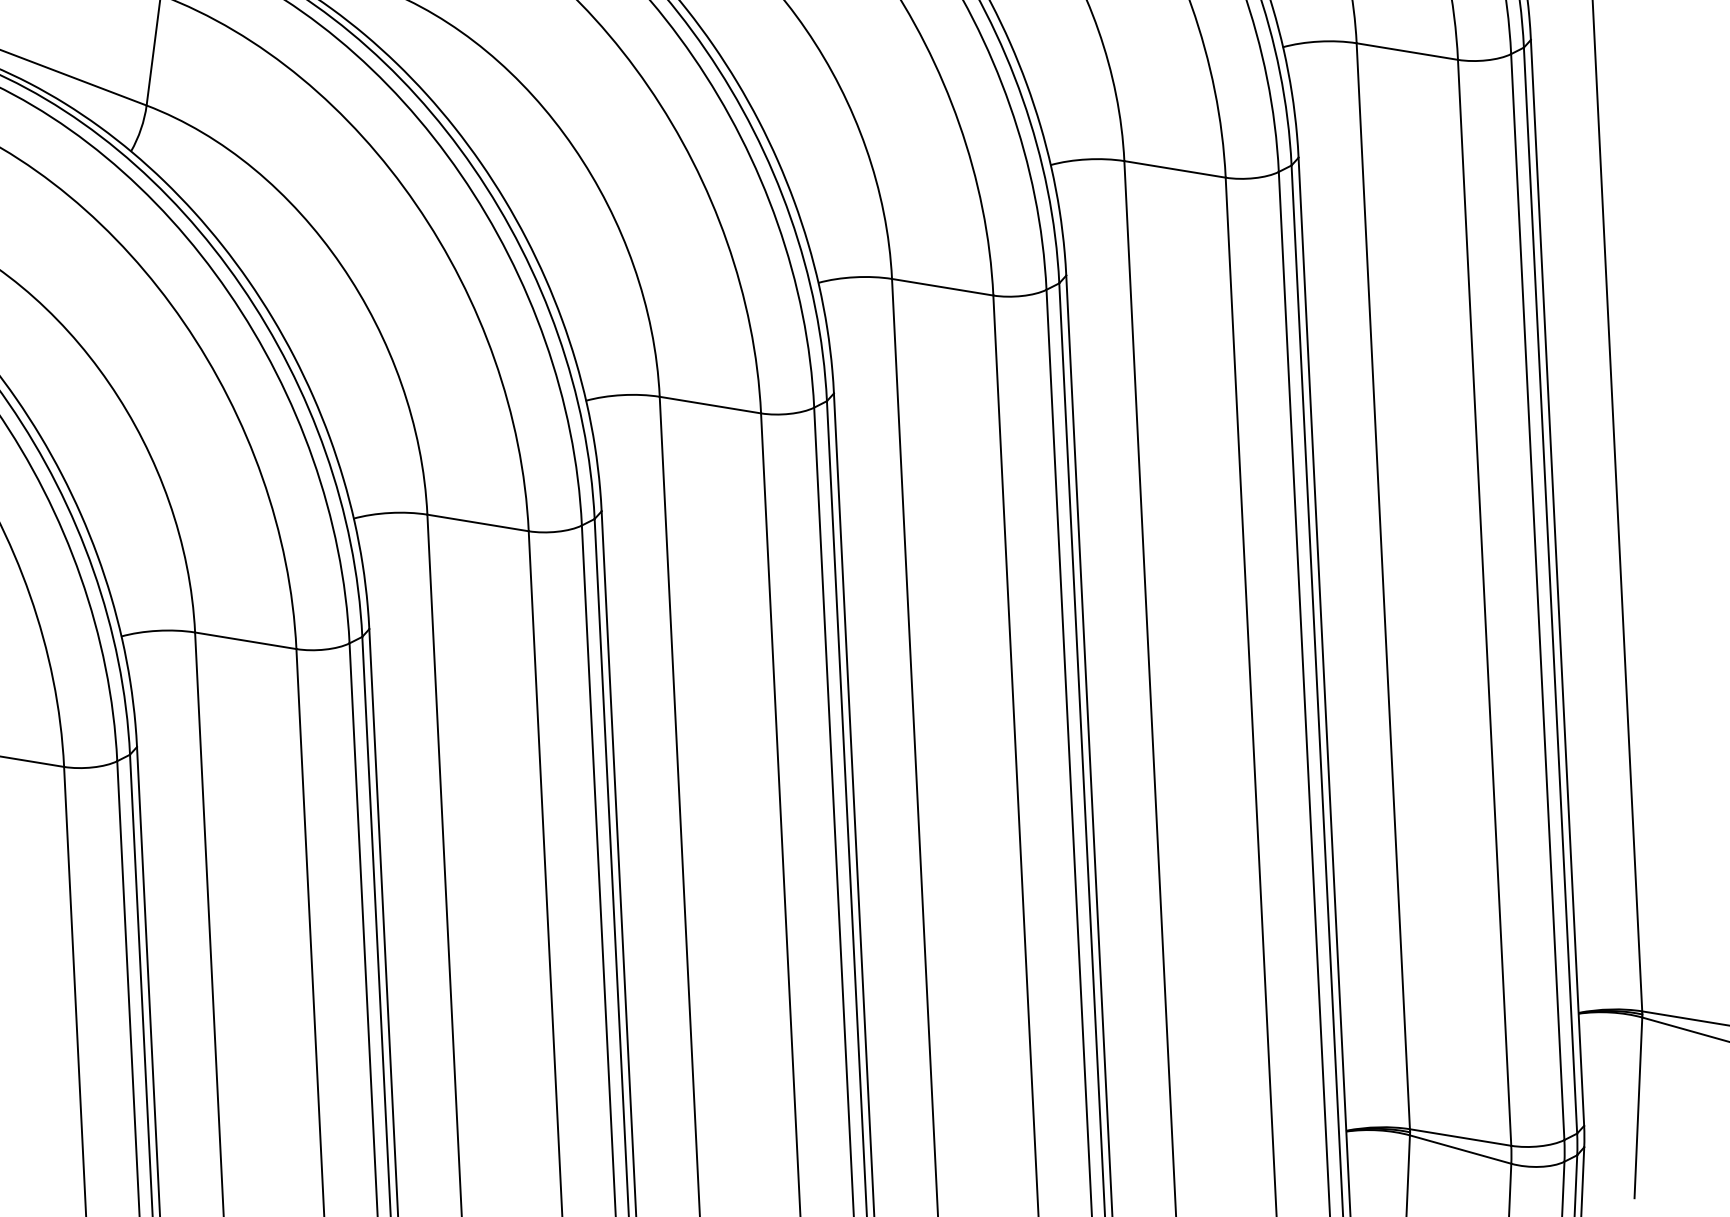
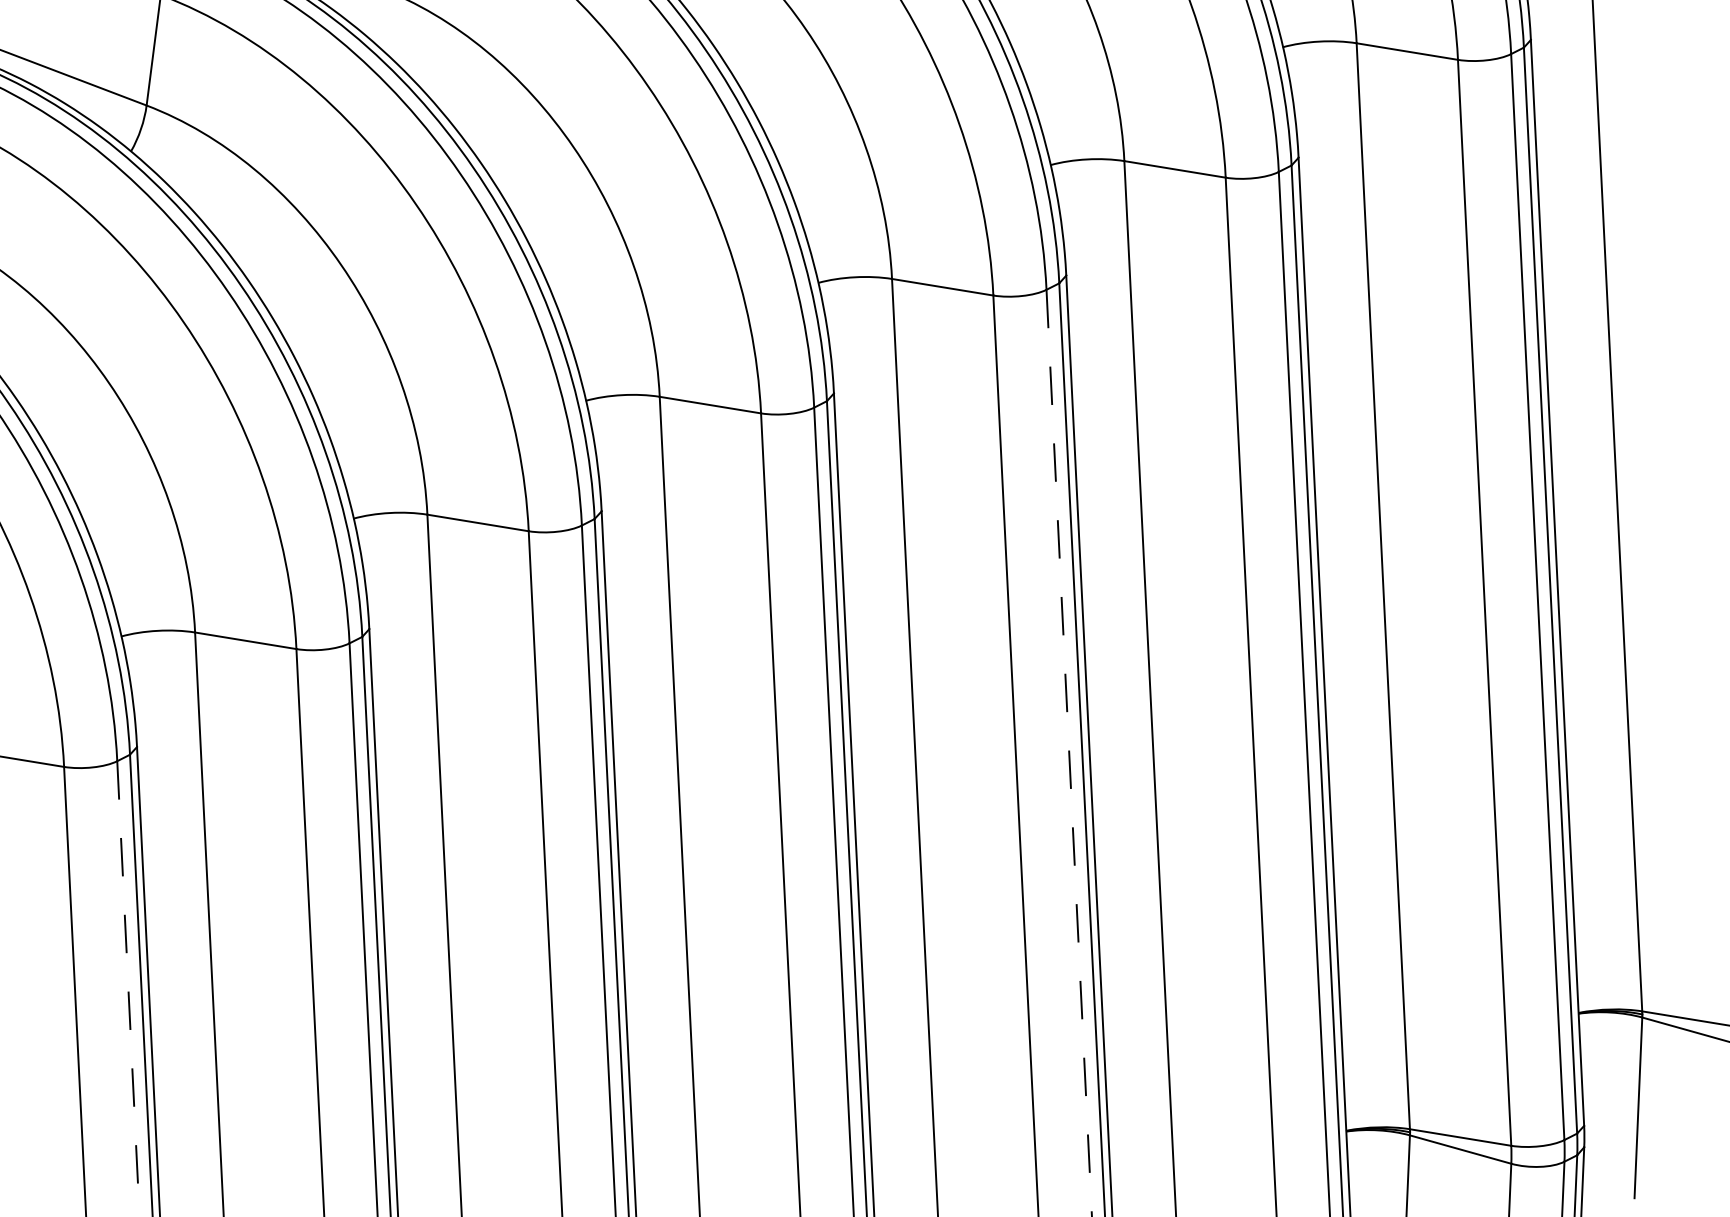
line: solid -> dashed (1069, 752)
line: solid -> dashed (128, 988)
